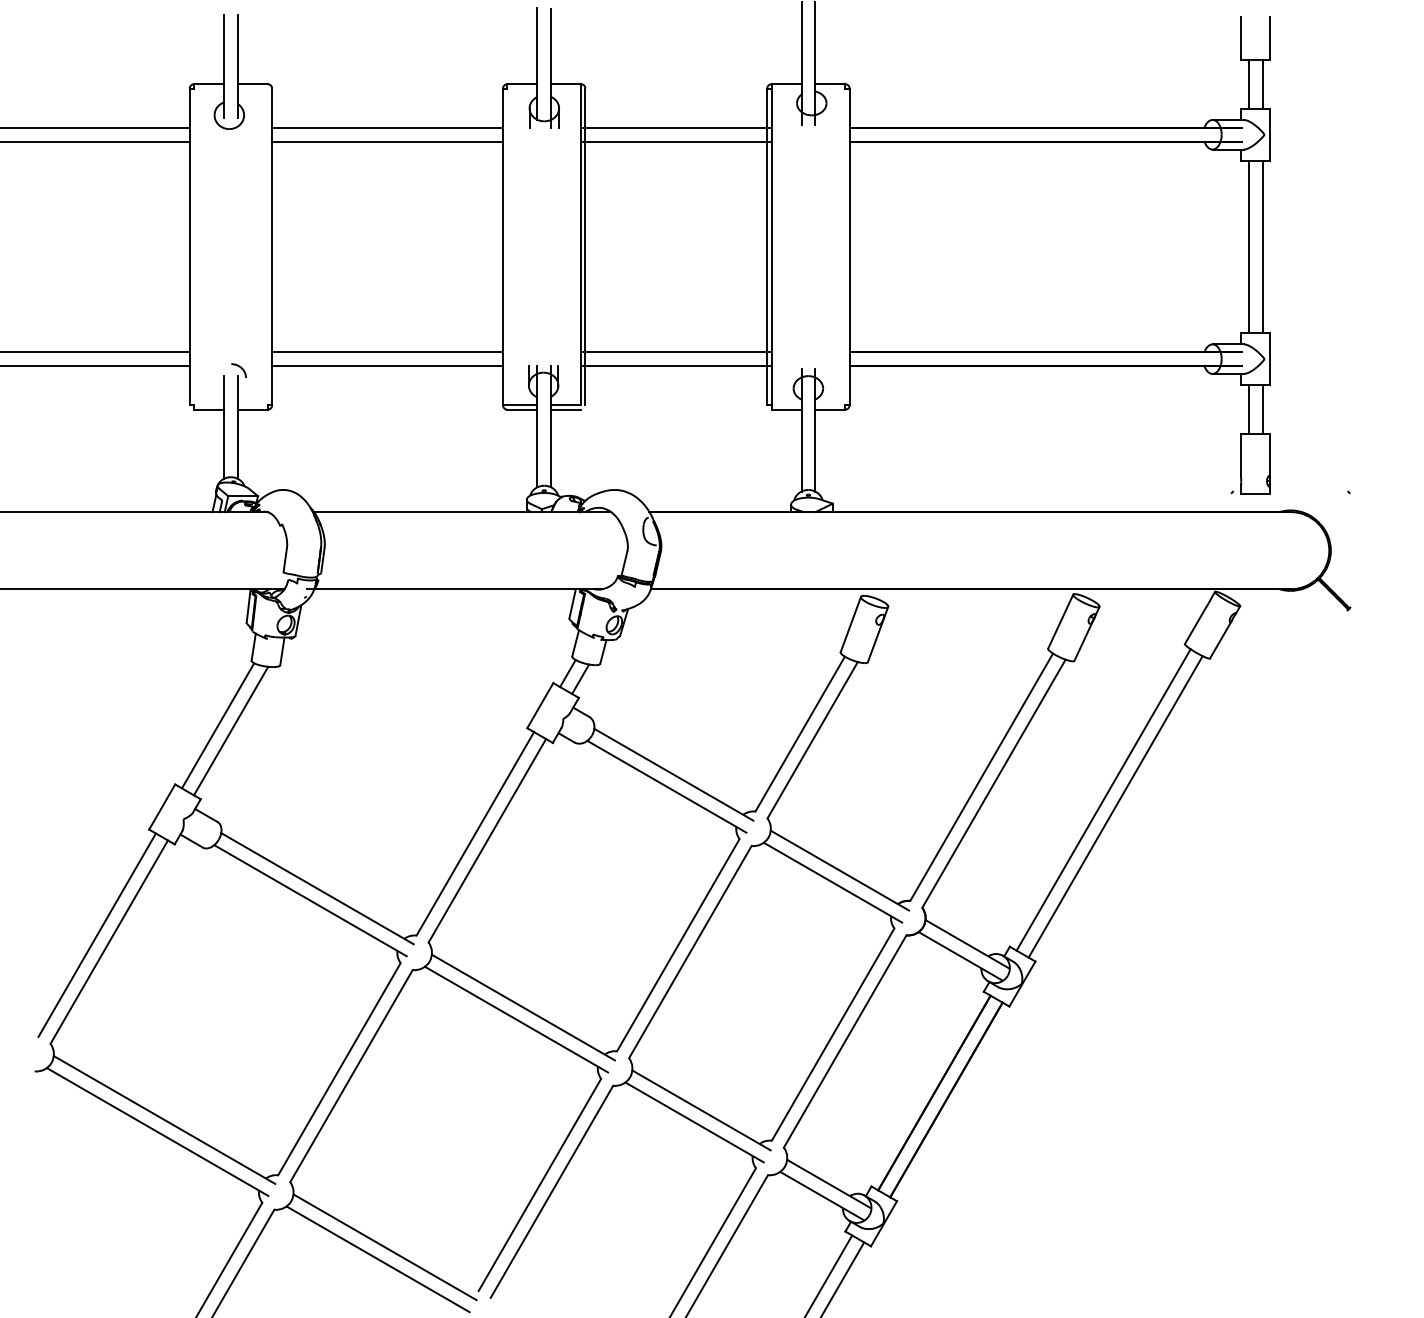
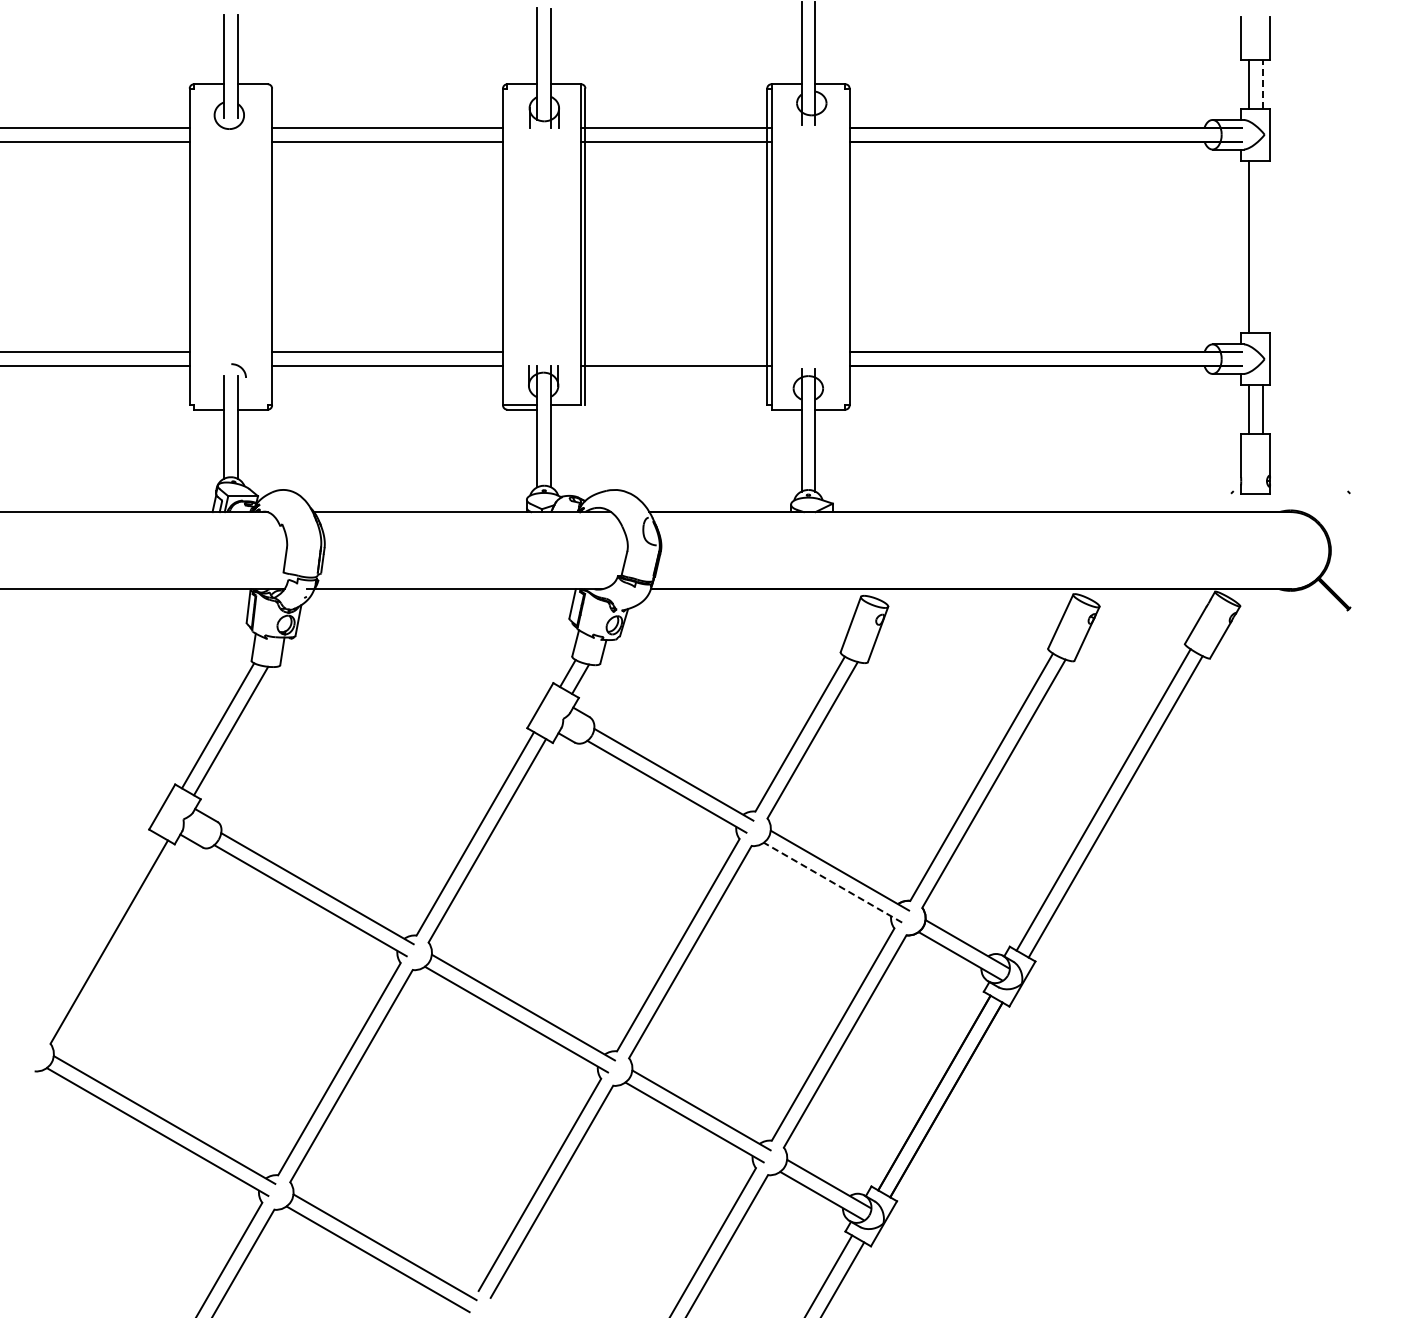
line: solid -> dashed (1262, 84)
line: present -> none (1262, 246)
line: present -> none (676, 352)
line: present -> none (566, 409)
line: solid -> dashed (833, 882)
line: present -> none (96, 934)
